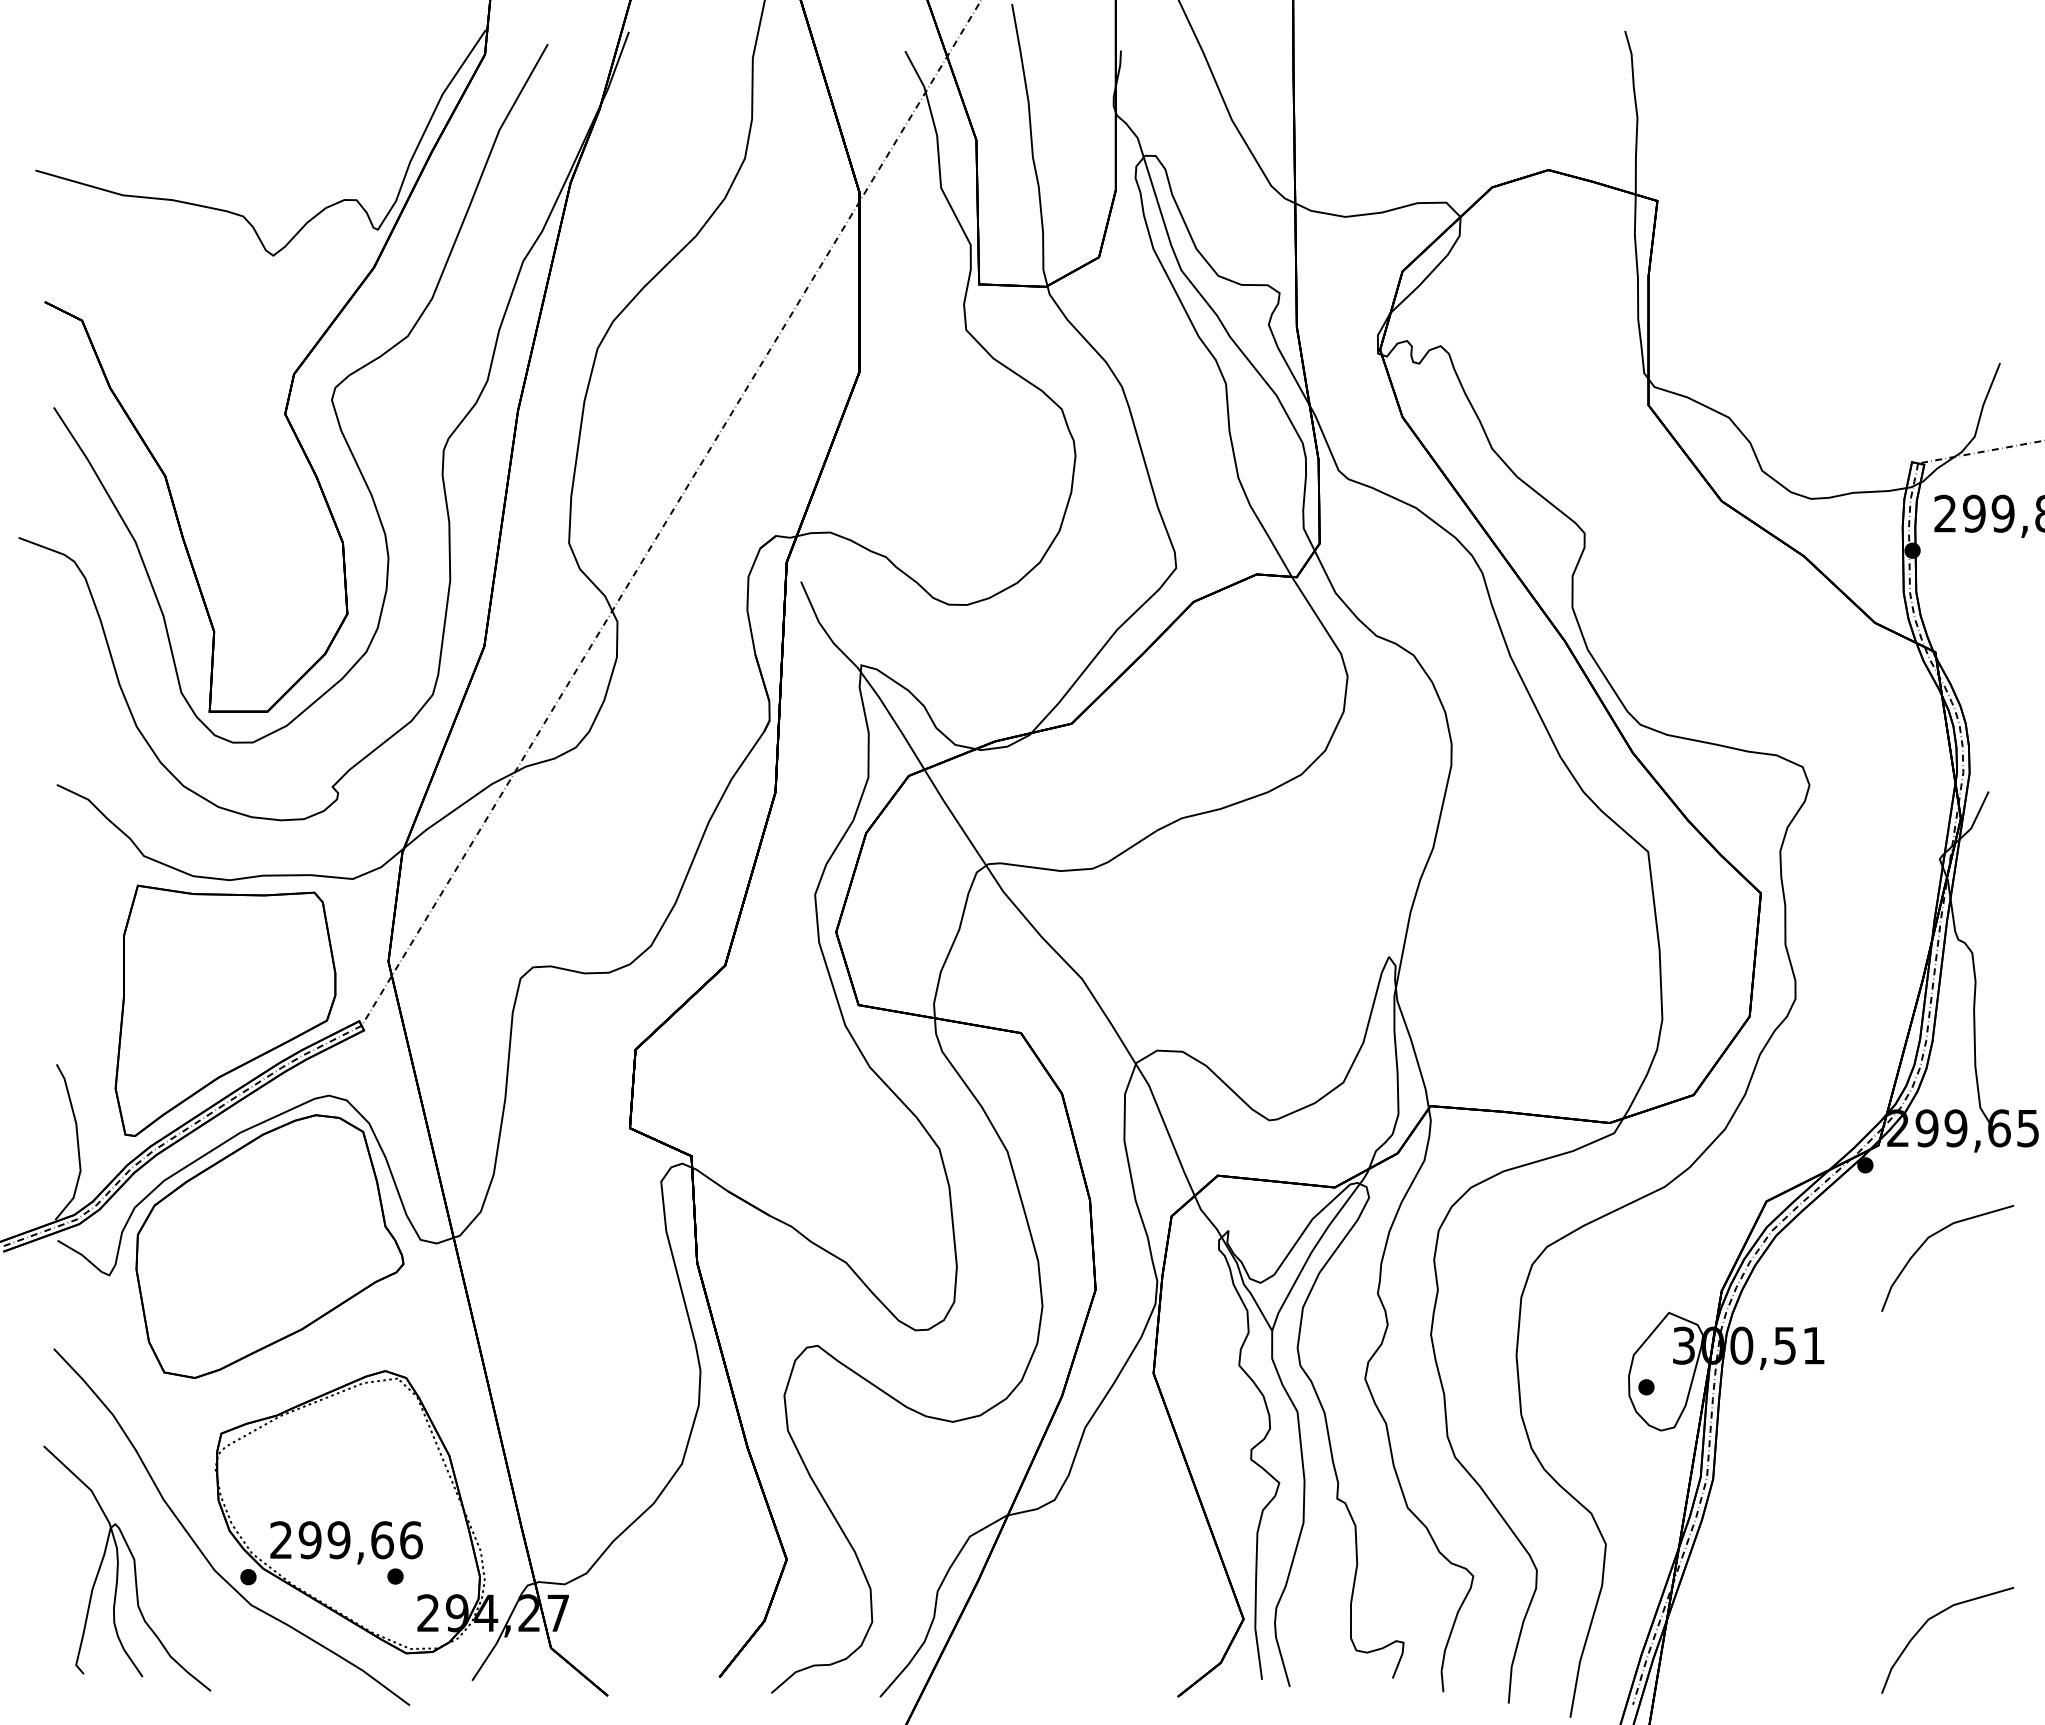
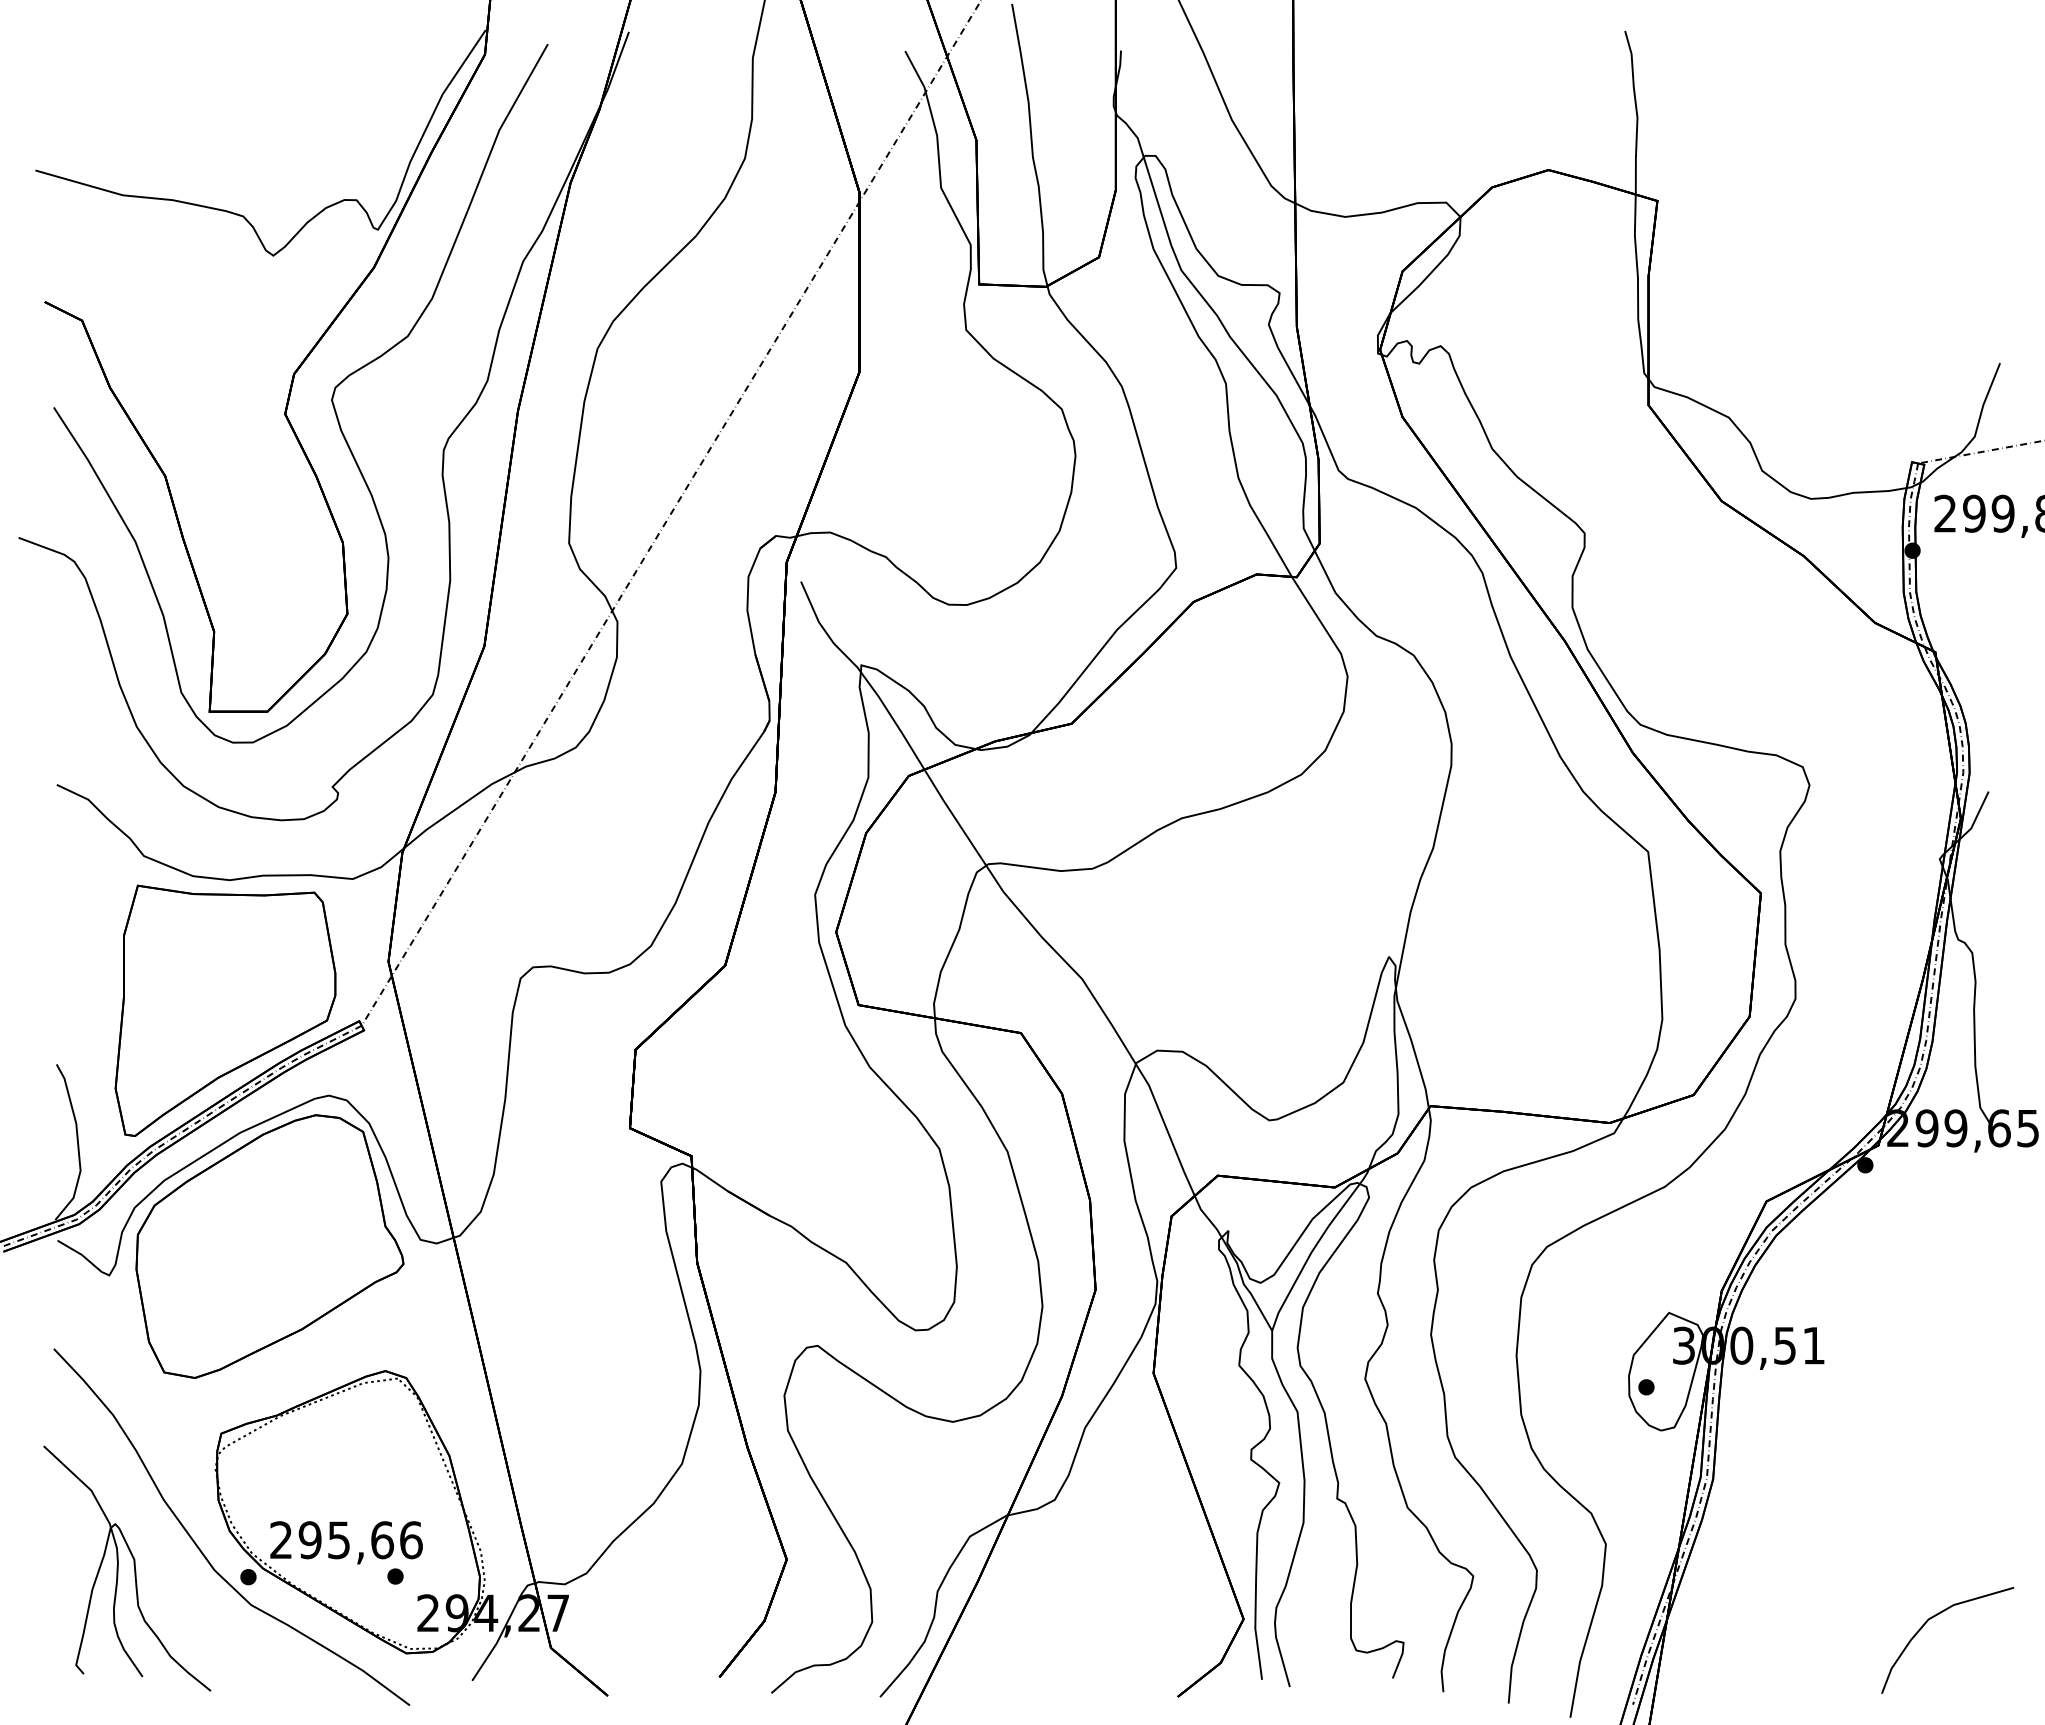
curve: present -> none (1934, 1235)
text: 299,66 -> 295,66 (338, 1540)
